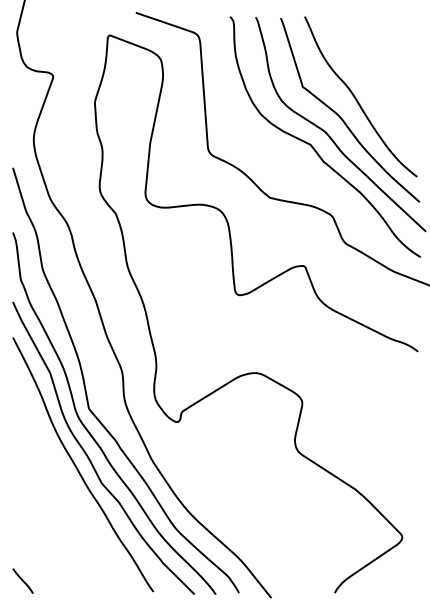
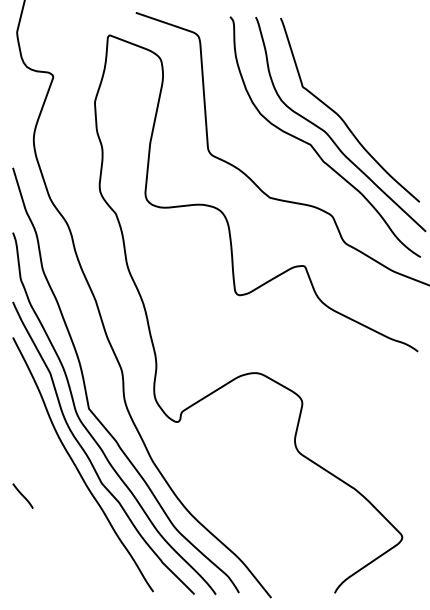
curve: present -> none (357, 99)
line position: (22, 580) -> (22, 495) (22, 495)
